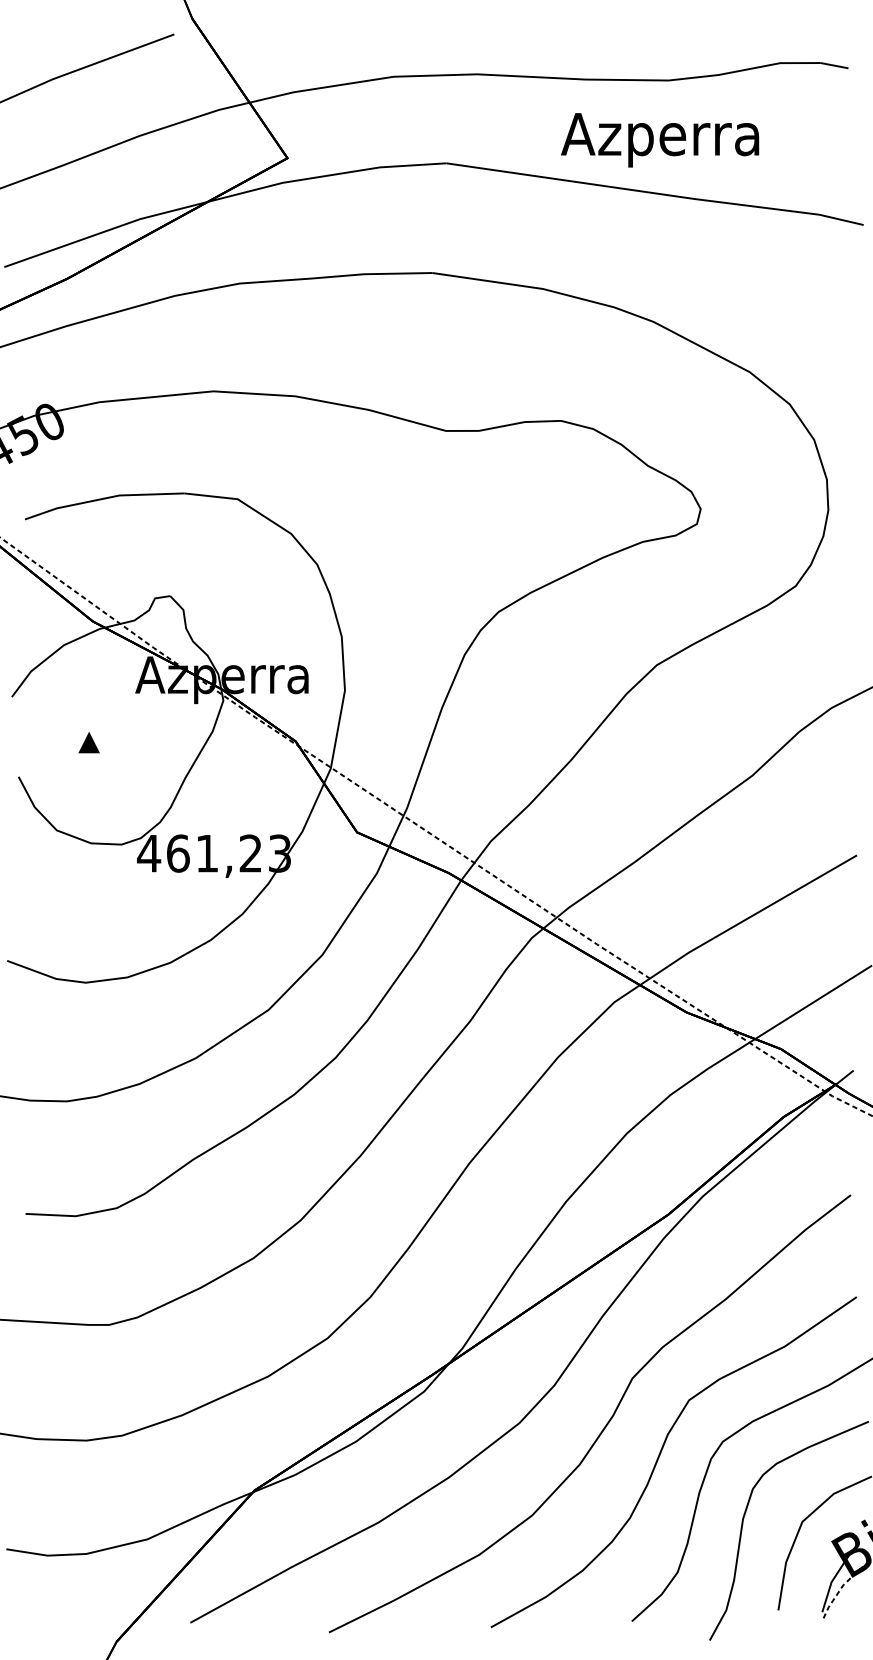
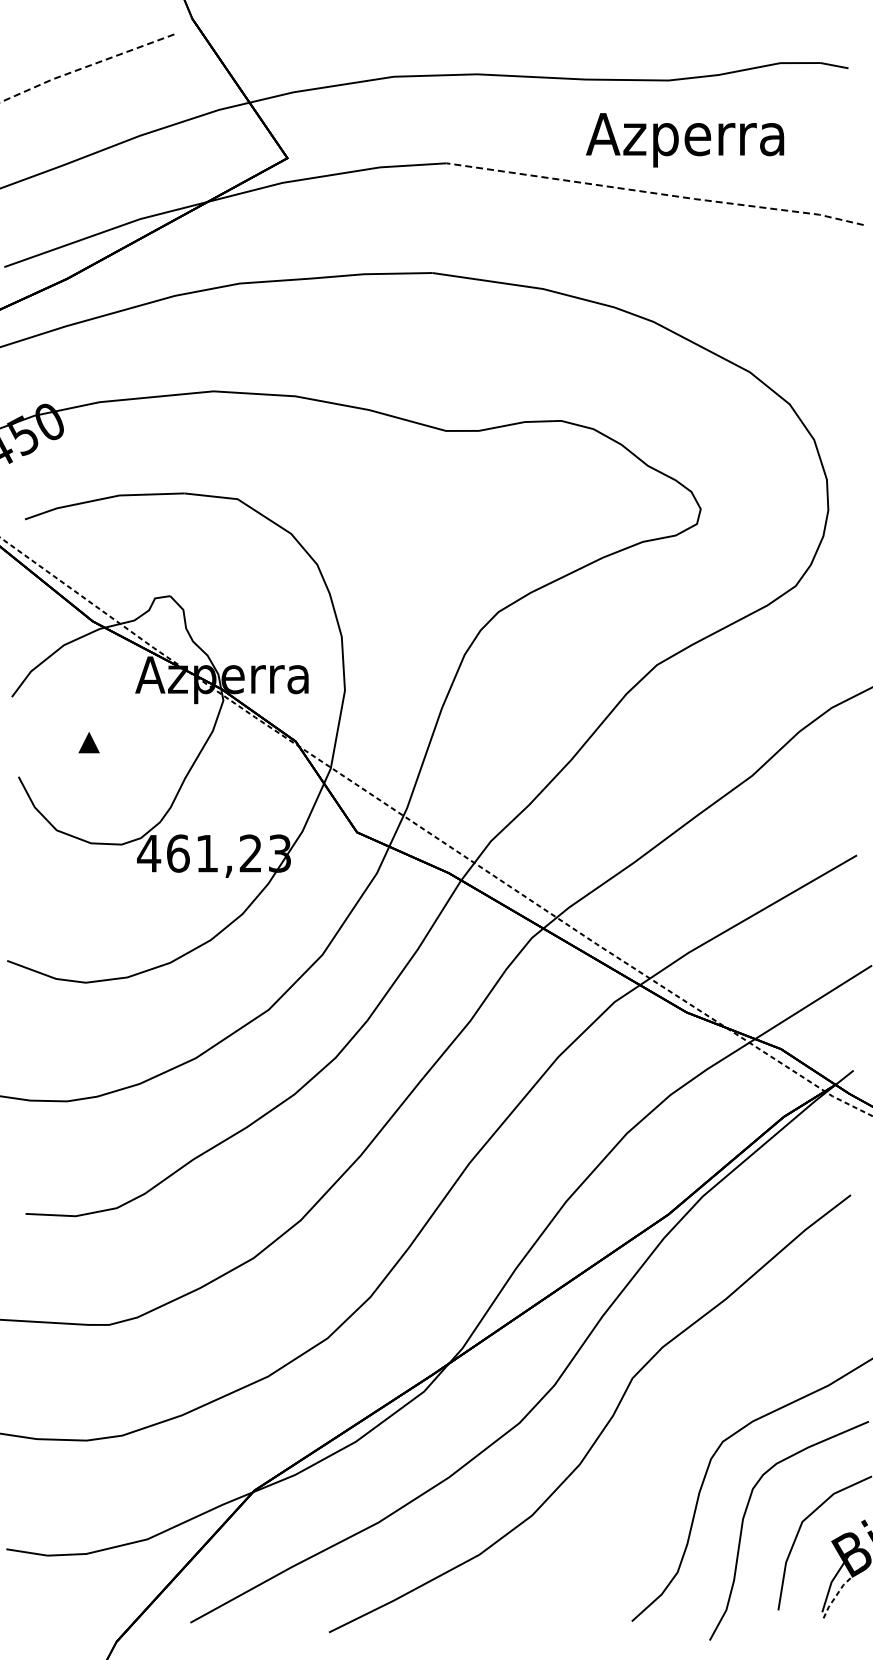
line: solid -> dashed (86, 66)
text position: (660, 140) -> (685, 140) (685, 140)
line: solid -> dashed (655, 193)
curve: present -> none (659, 1458)
